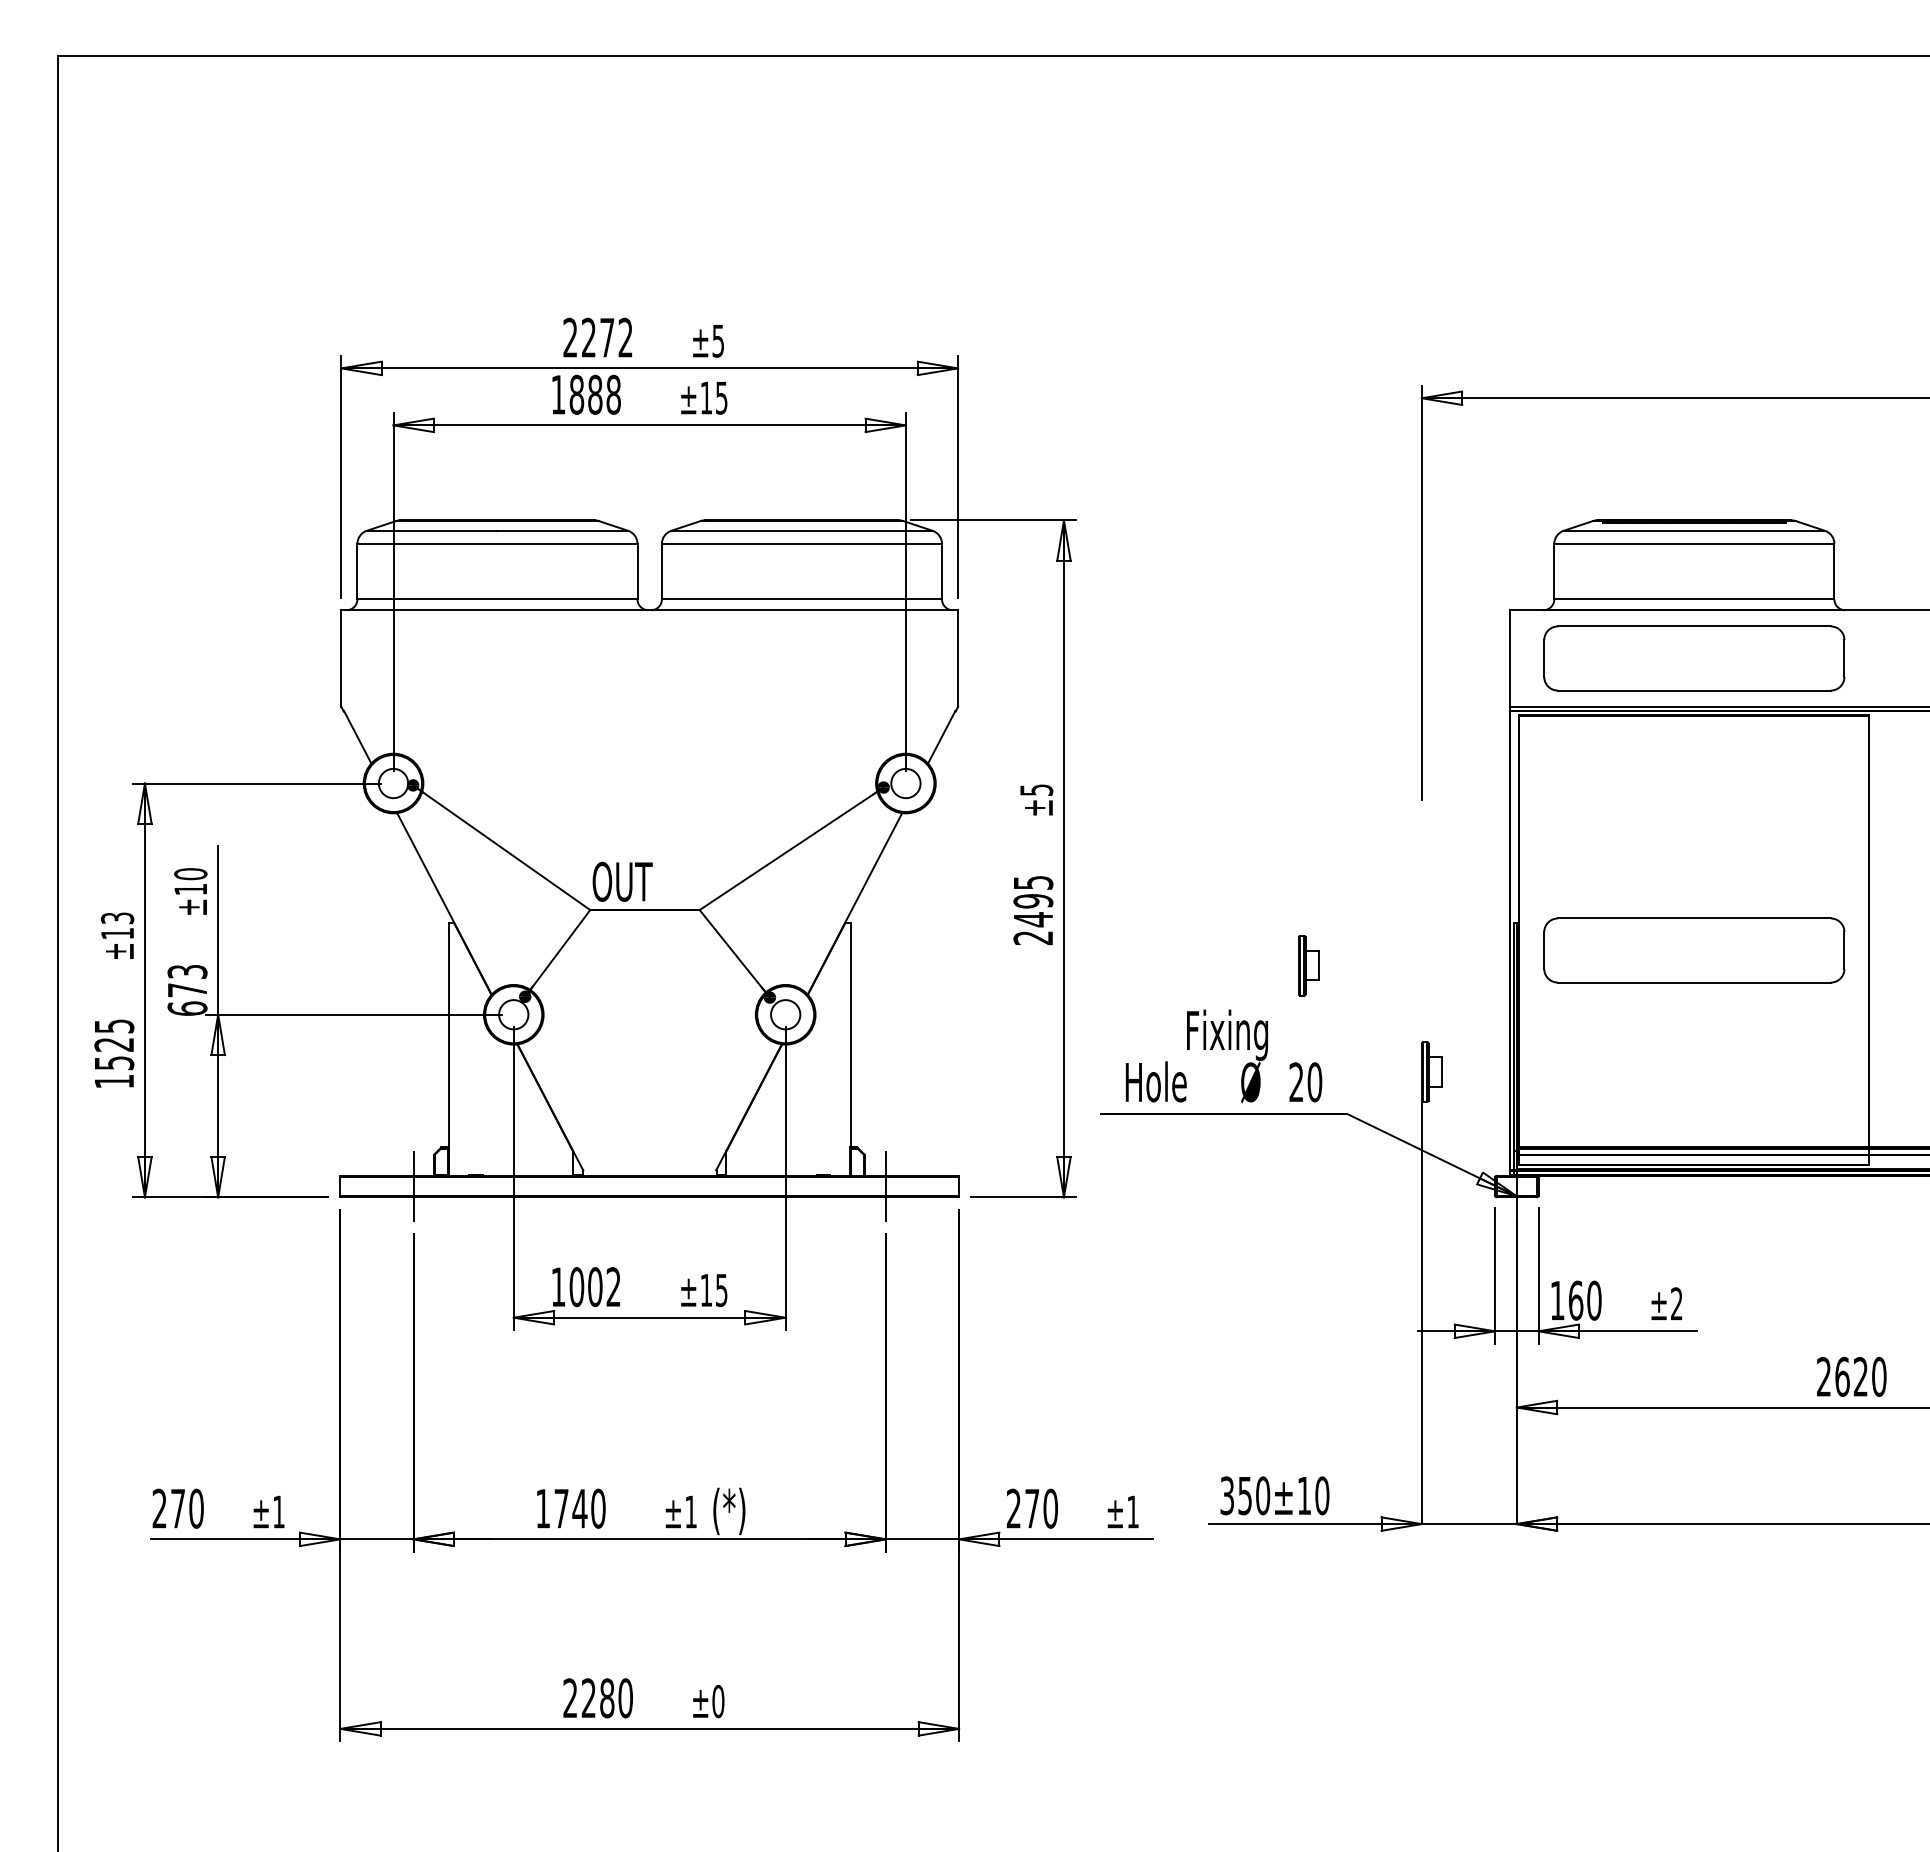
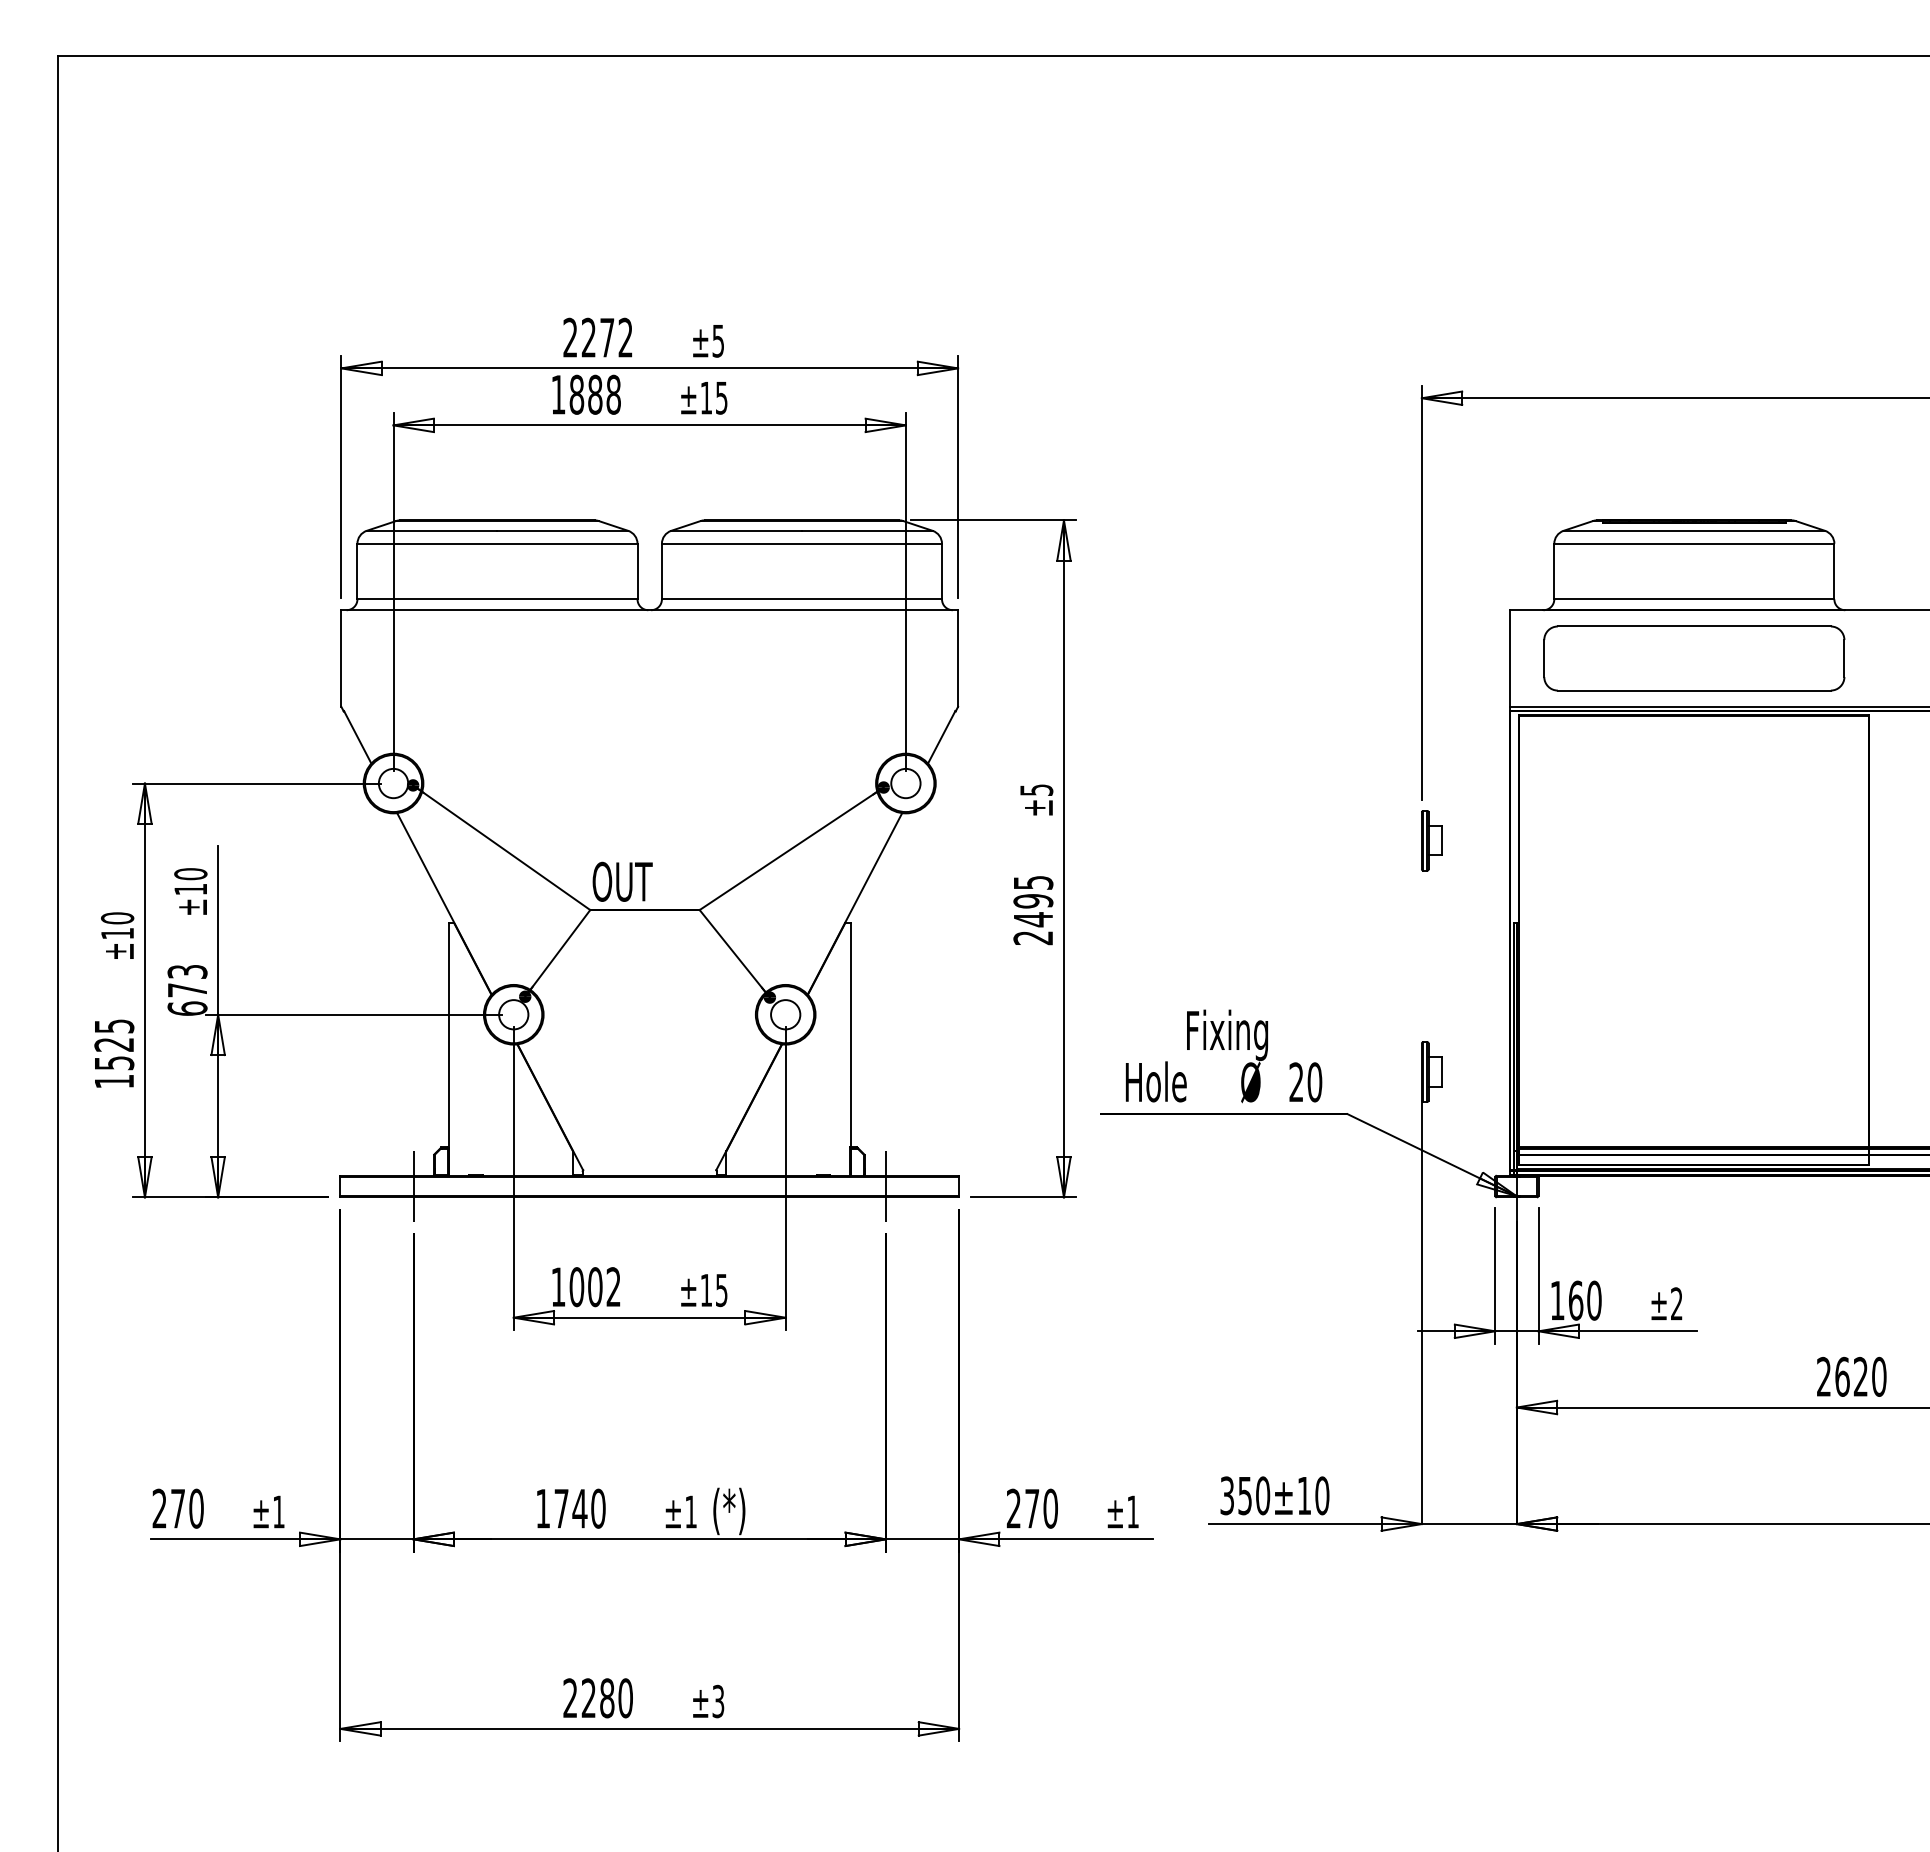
text: ±13 -> ±10 (117, 918)
part: present -> none (1694, 950)
part position: (1308, 965) -> (1431, 840) (1431, 840)
text: ±0 -> ±3 (718, 1701)
